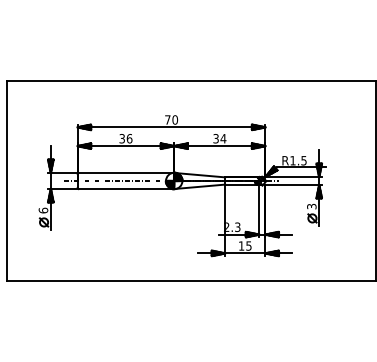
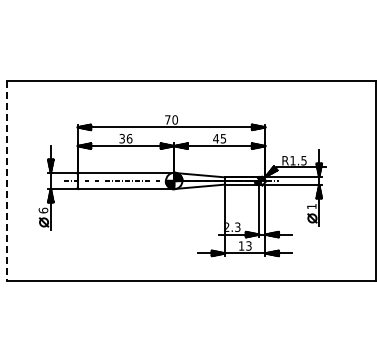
text: 34 -> 45 (219, 138)
line: solid -> dashed (6, 181)
text: 3 -> 1 (311, 206)
text: 15 -> 13 (248, 245)
